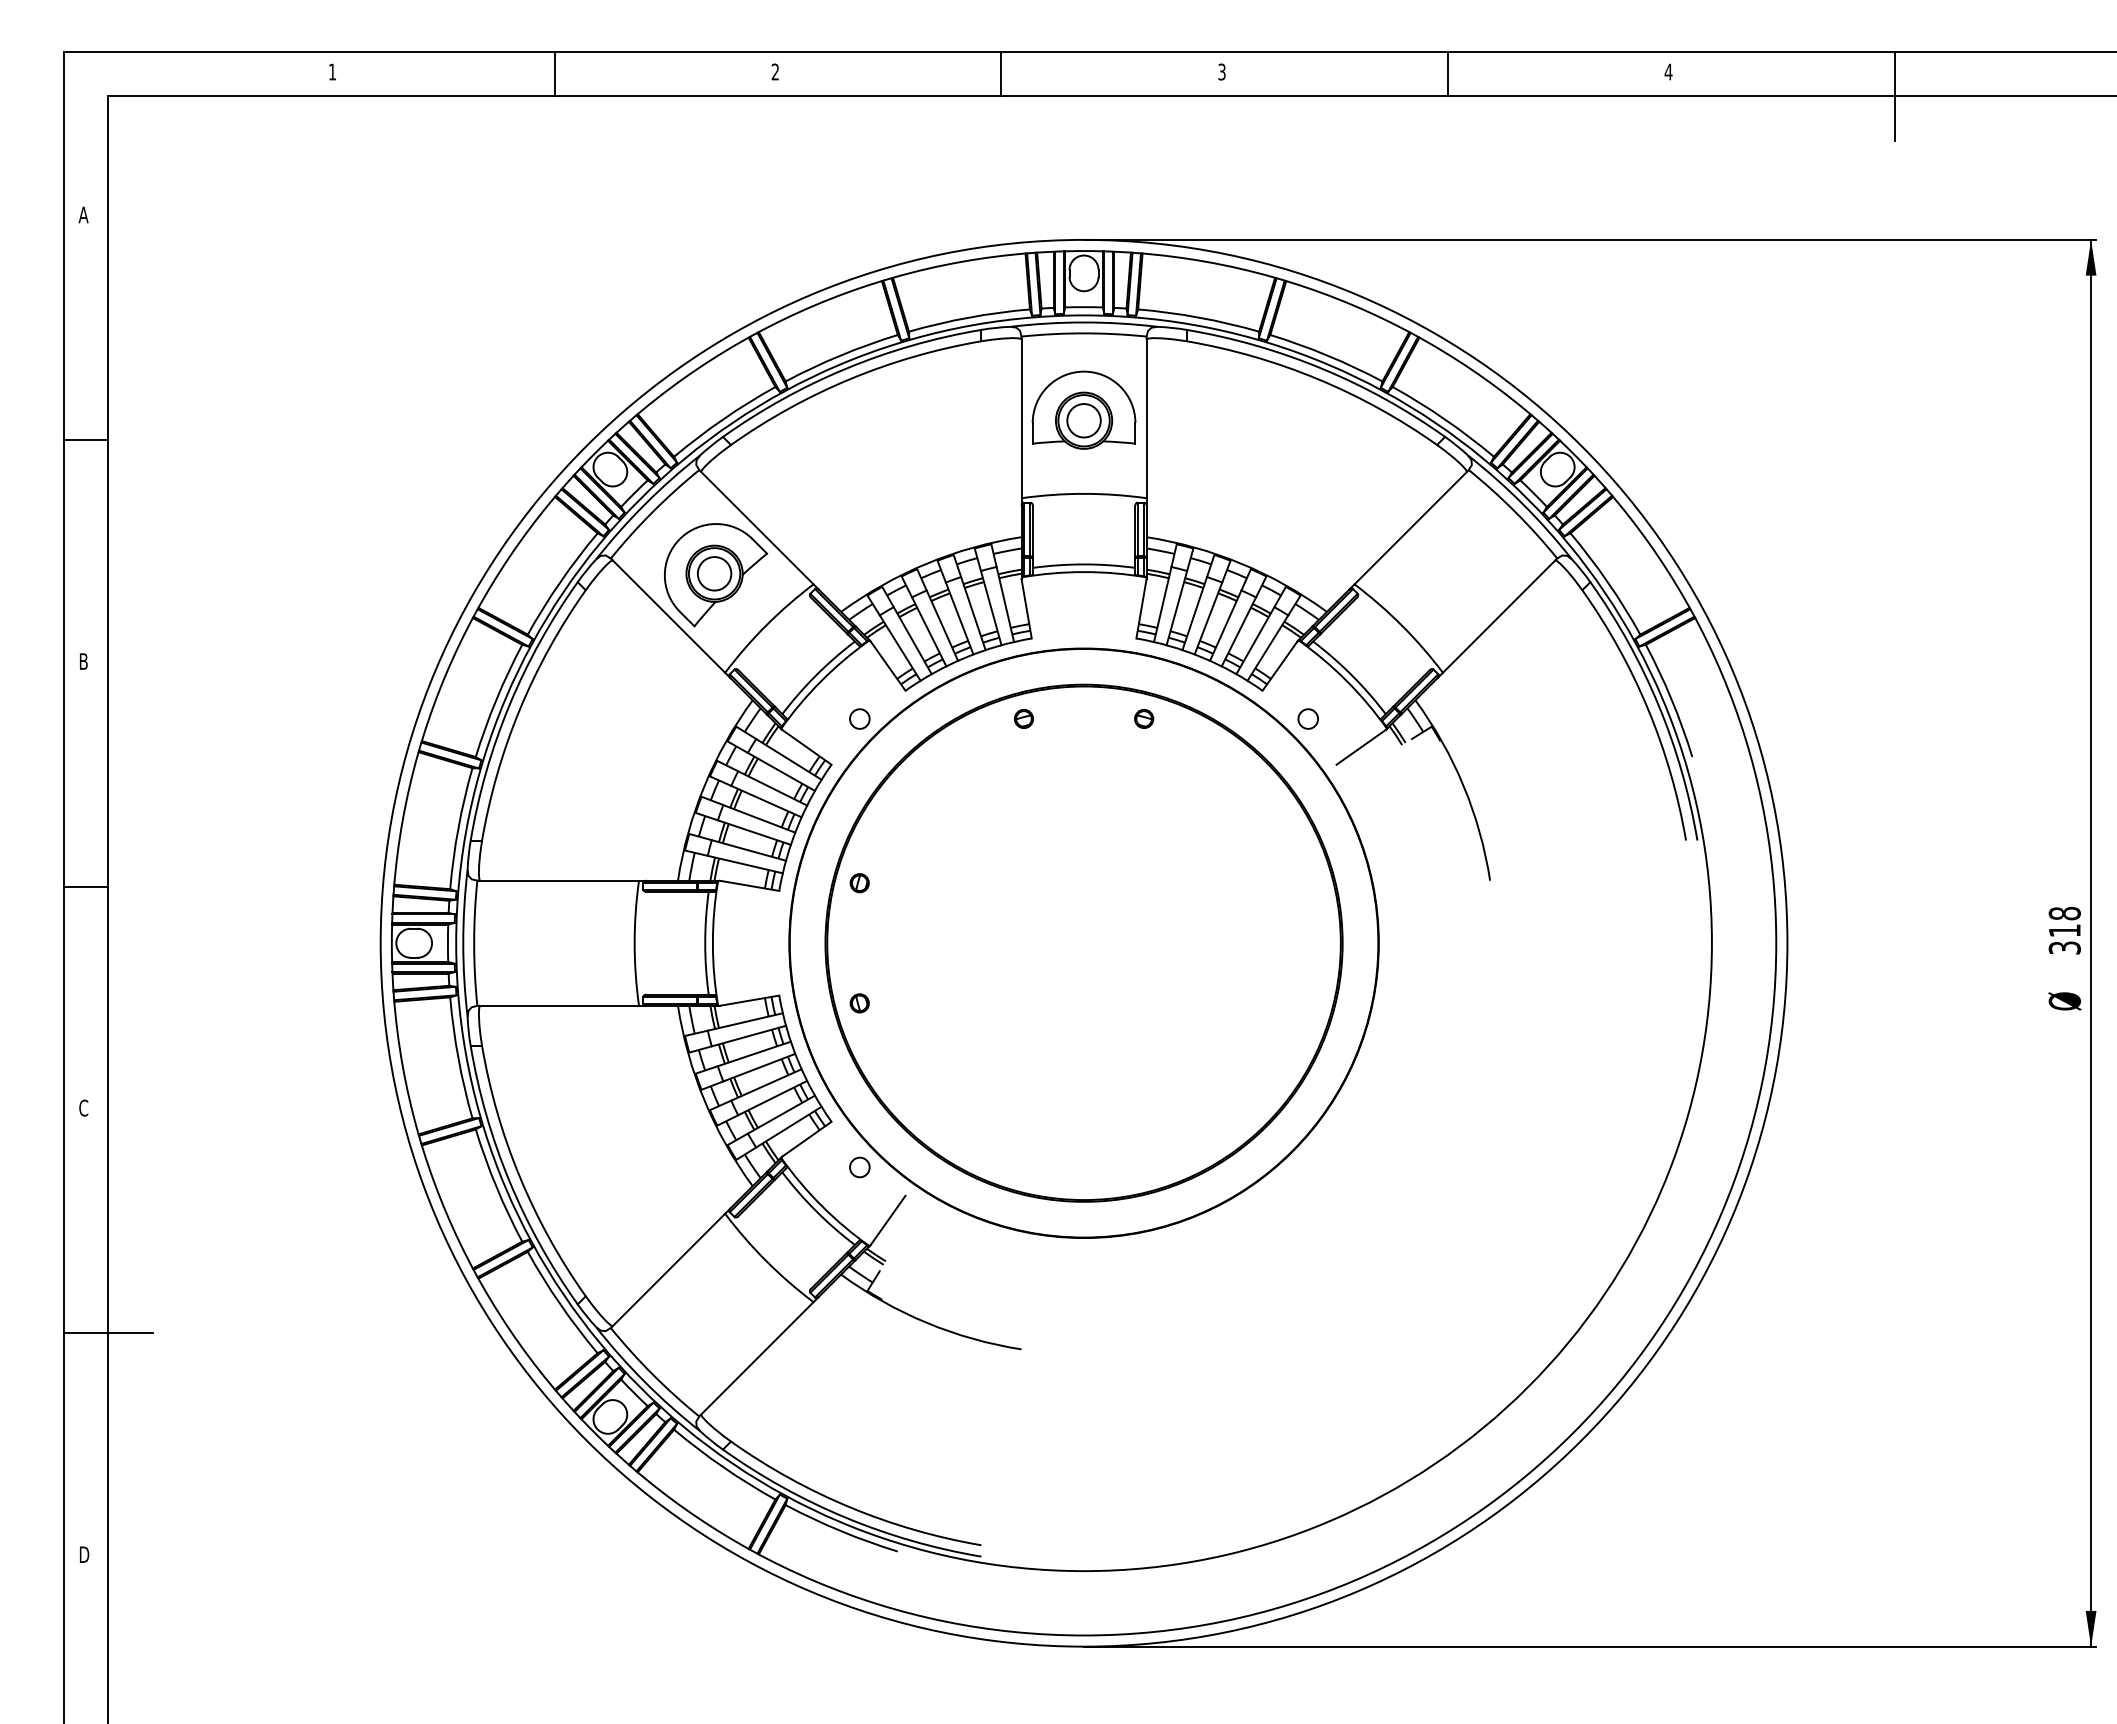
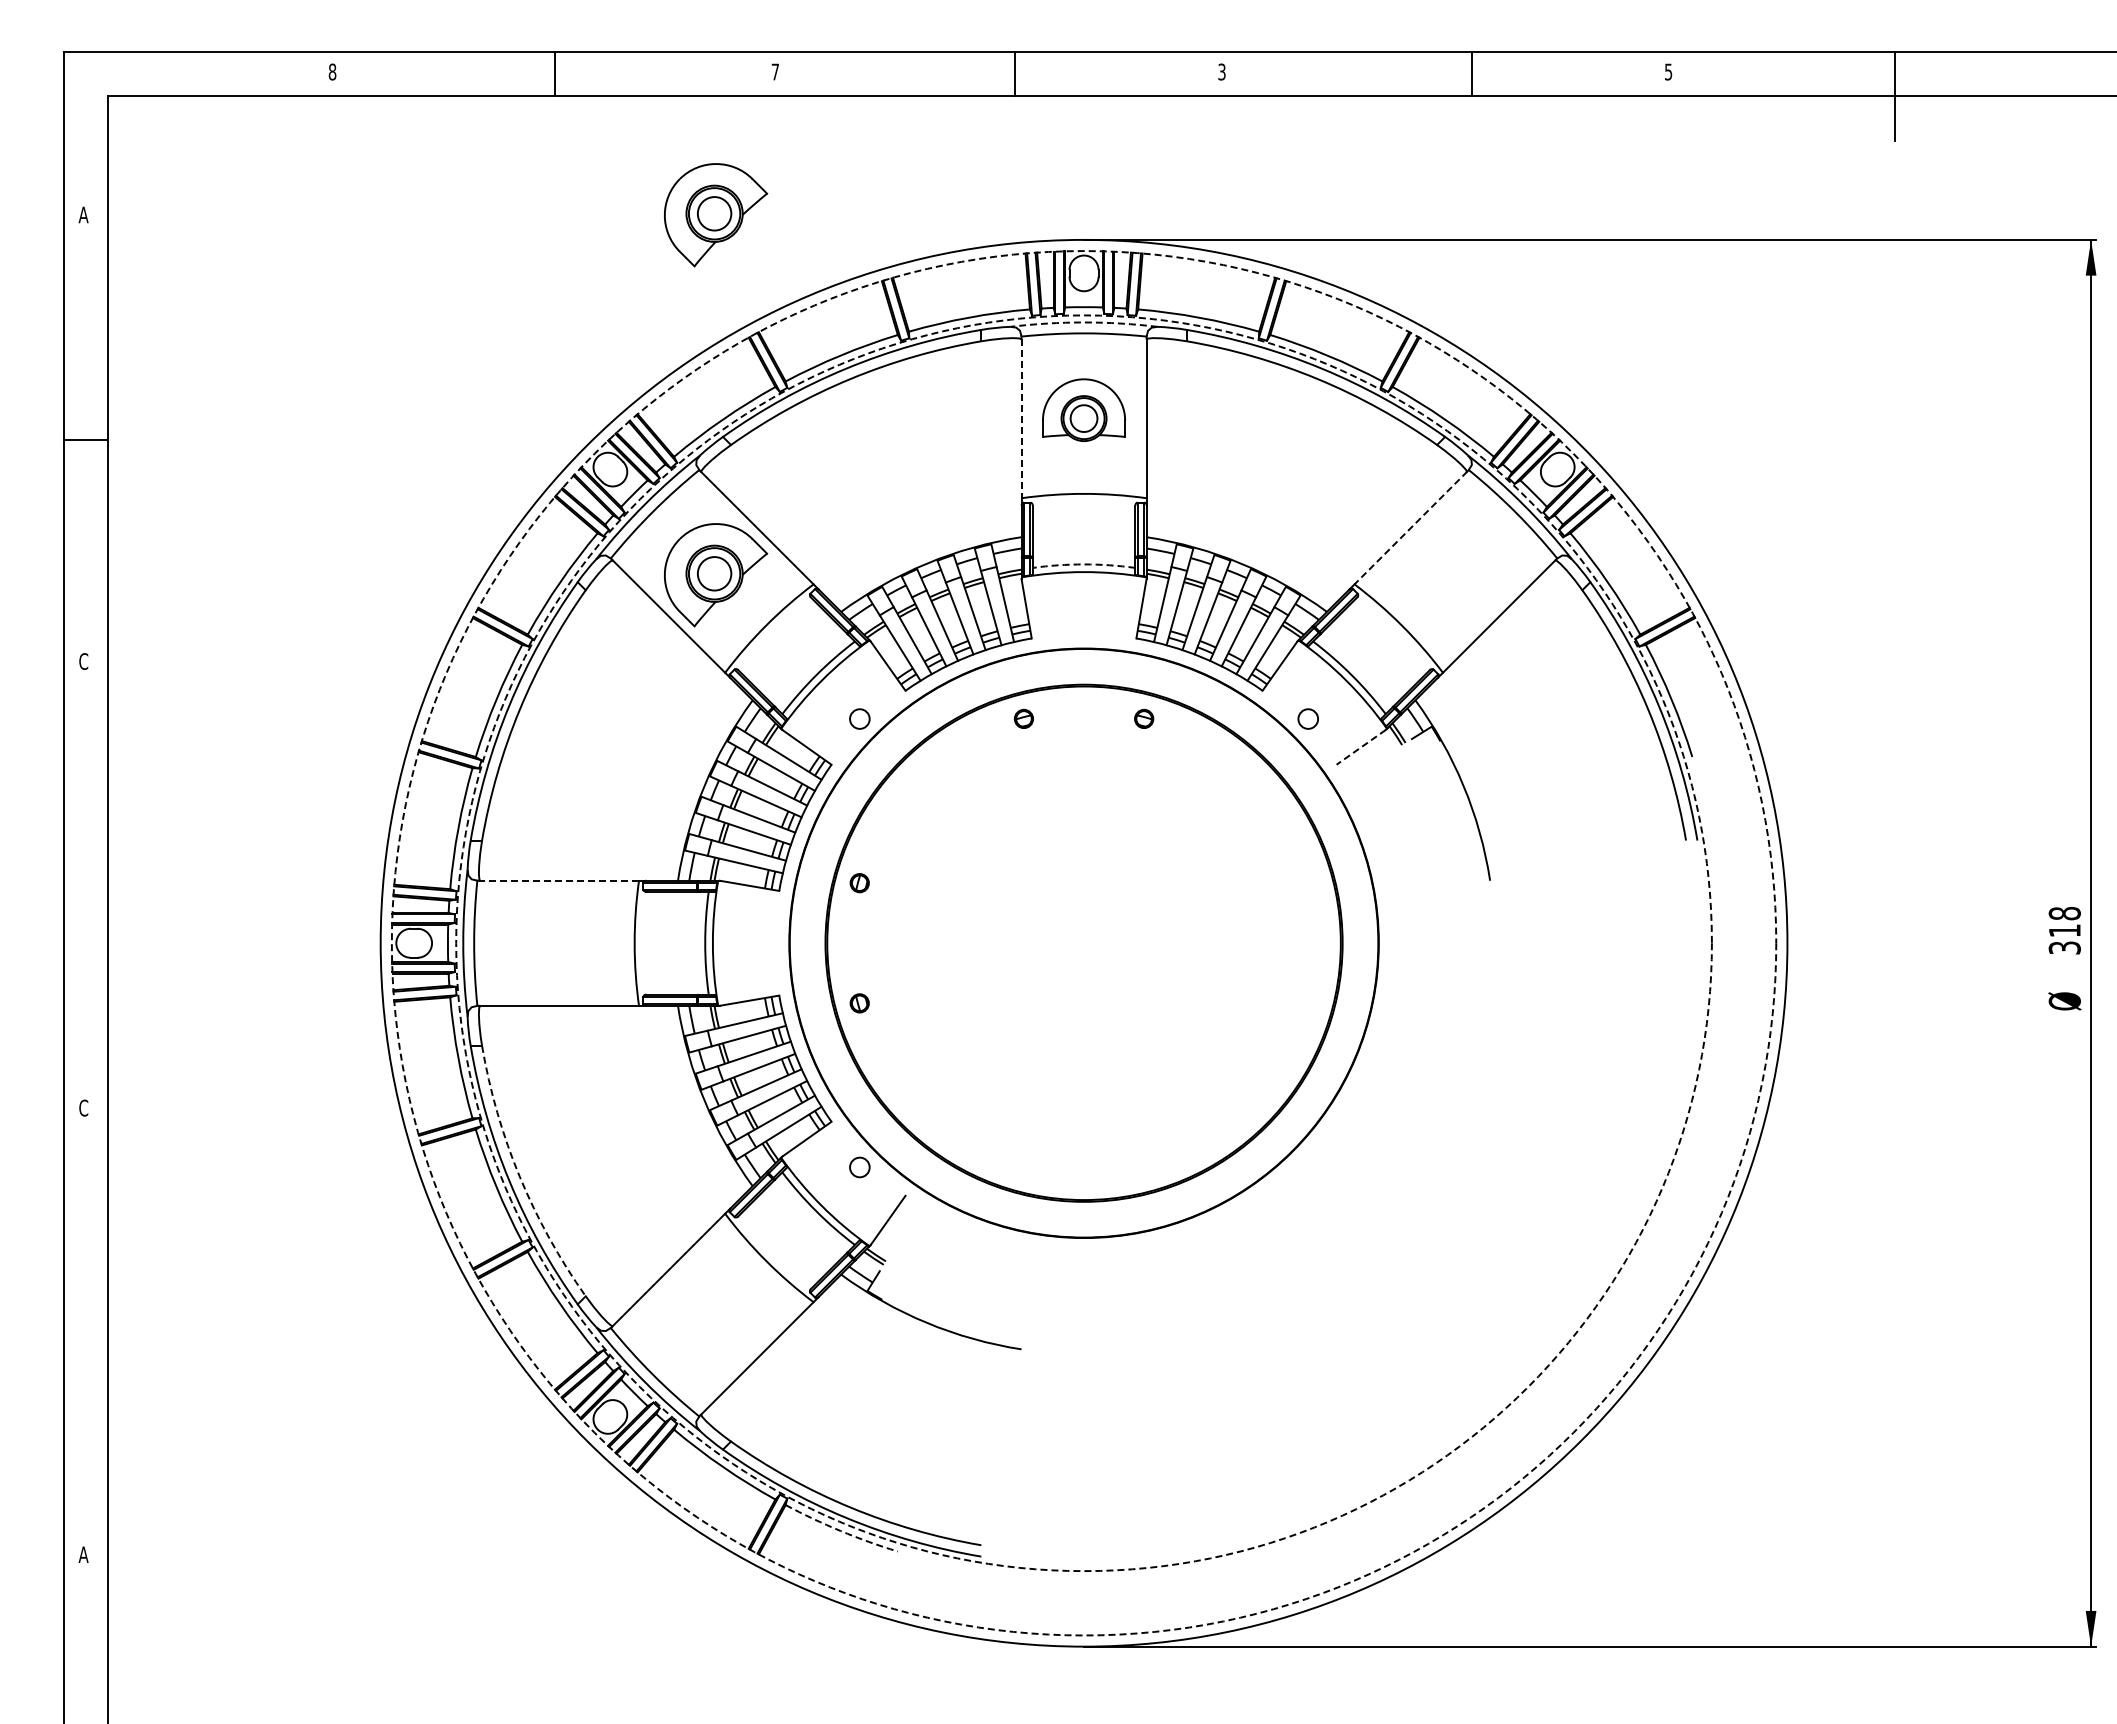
text: 1 -> 8 (332, 71)
text: 2 -> 7 (774, 71)
text: 4 -> 5 (1668, 71)
line position: (1001, 73) -> (1015, 73) (1015, 73)
line position: (1447, 73) -> (1471, 73) (1471, 73)
part: none -> present (716, 215)
arc: solid -> dashed (1084, 322)
part size: 106x80 px -> 84x64 px (1083, 409)
line: solid -> dashed (1021, 418)
line: solid -> dashed (1410, 527)
arc: solid -> dashed (1084, 564)
text: B -> C (83, 661)
line: solid -> dashed (1360, 747)
line: solid -> dashed (559, 880)
line: present -> none (85, 886)
circle: solid -> dashed (1083, 943)
circle: solid -> dashed (1083, 943)
arc: solid -> dashed (519, 1176)
line: present -> none (107, 1333)
arc: solid -> dashed (840, 1530)
text: D -> A (83, 1554)
